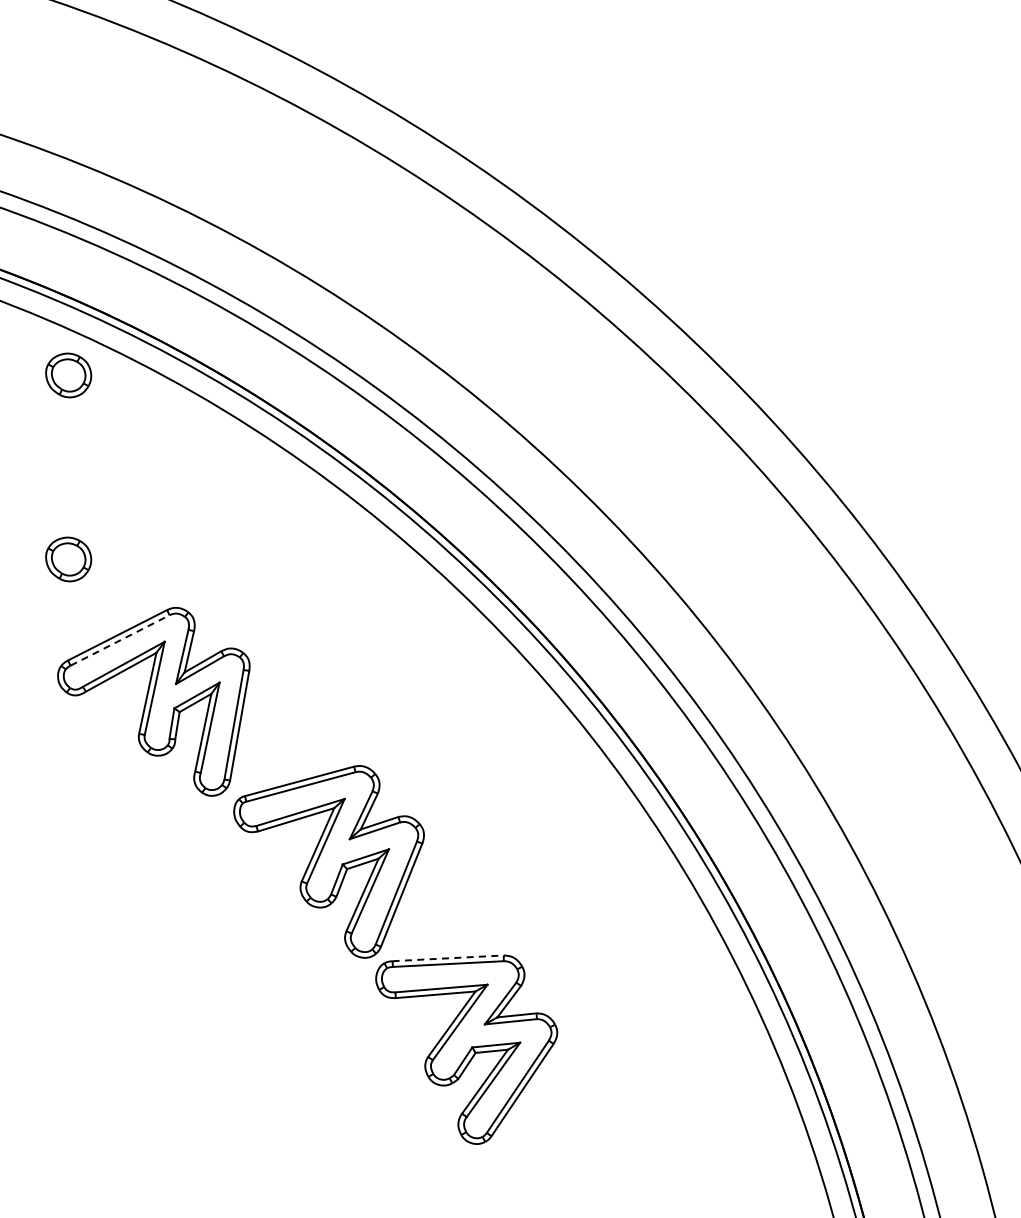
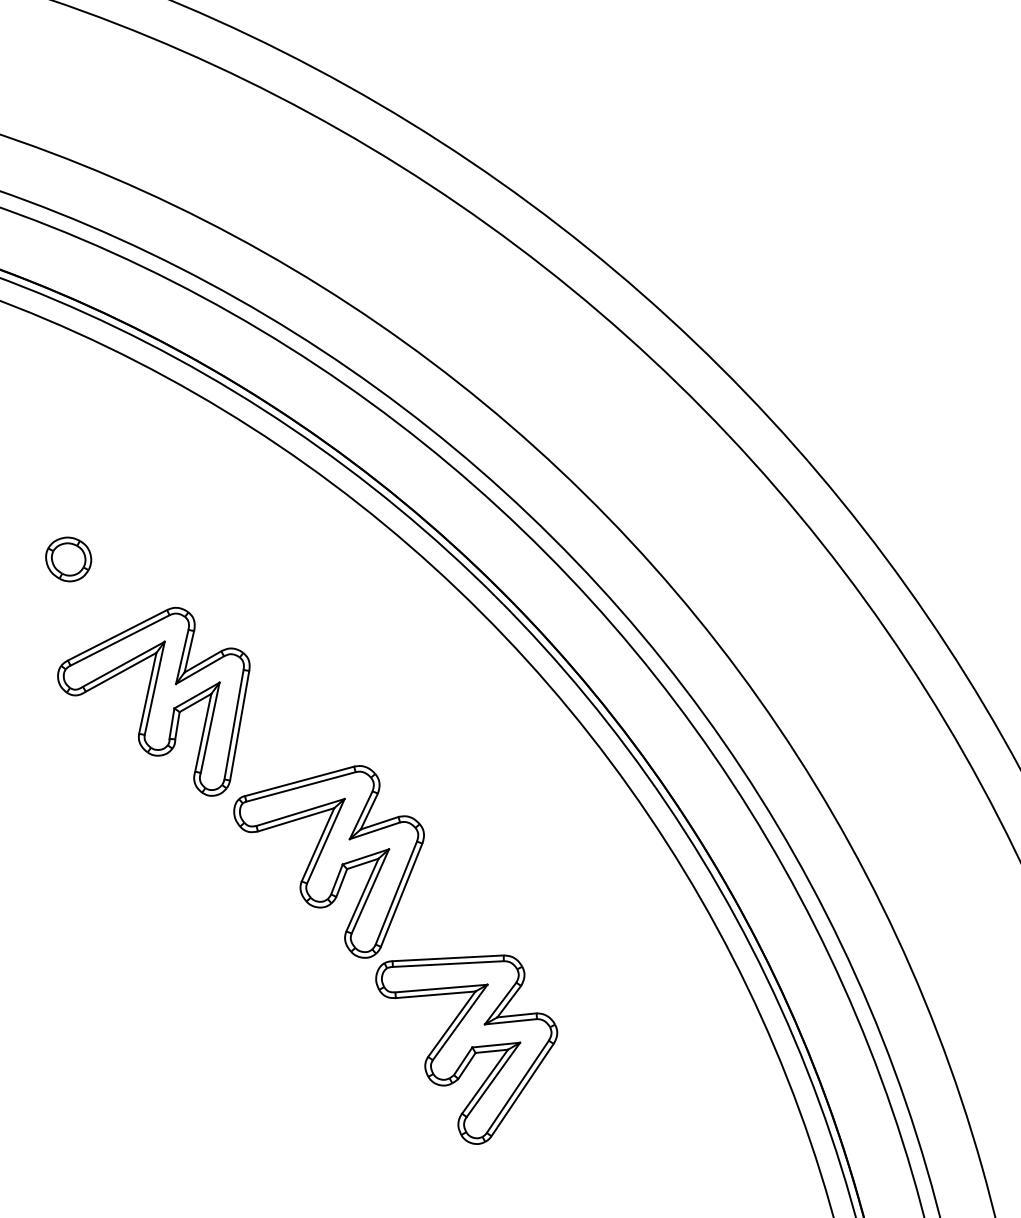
part: present -> none (68, 375)
line: dashed -> solid (120, 640)
line: dashed -> solid (448, 958)
